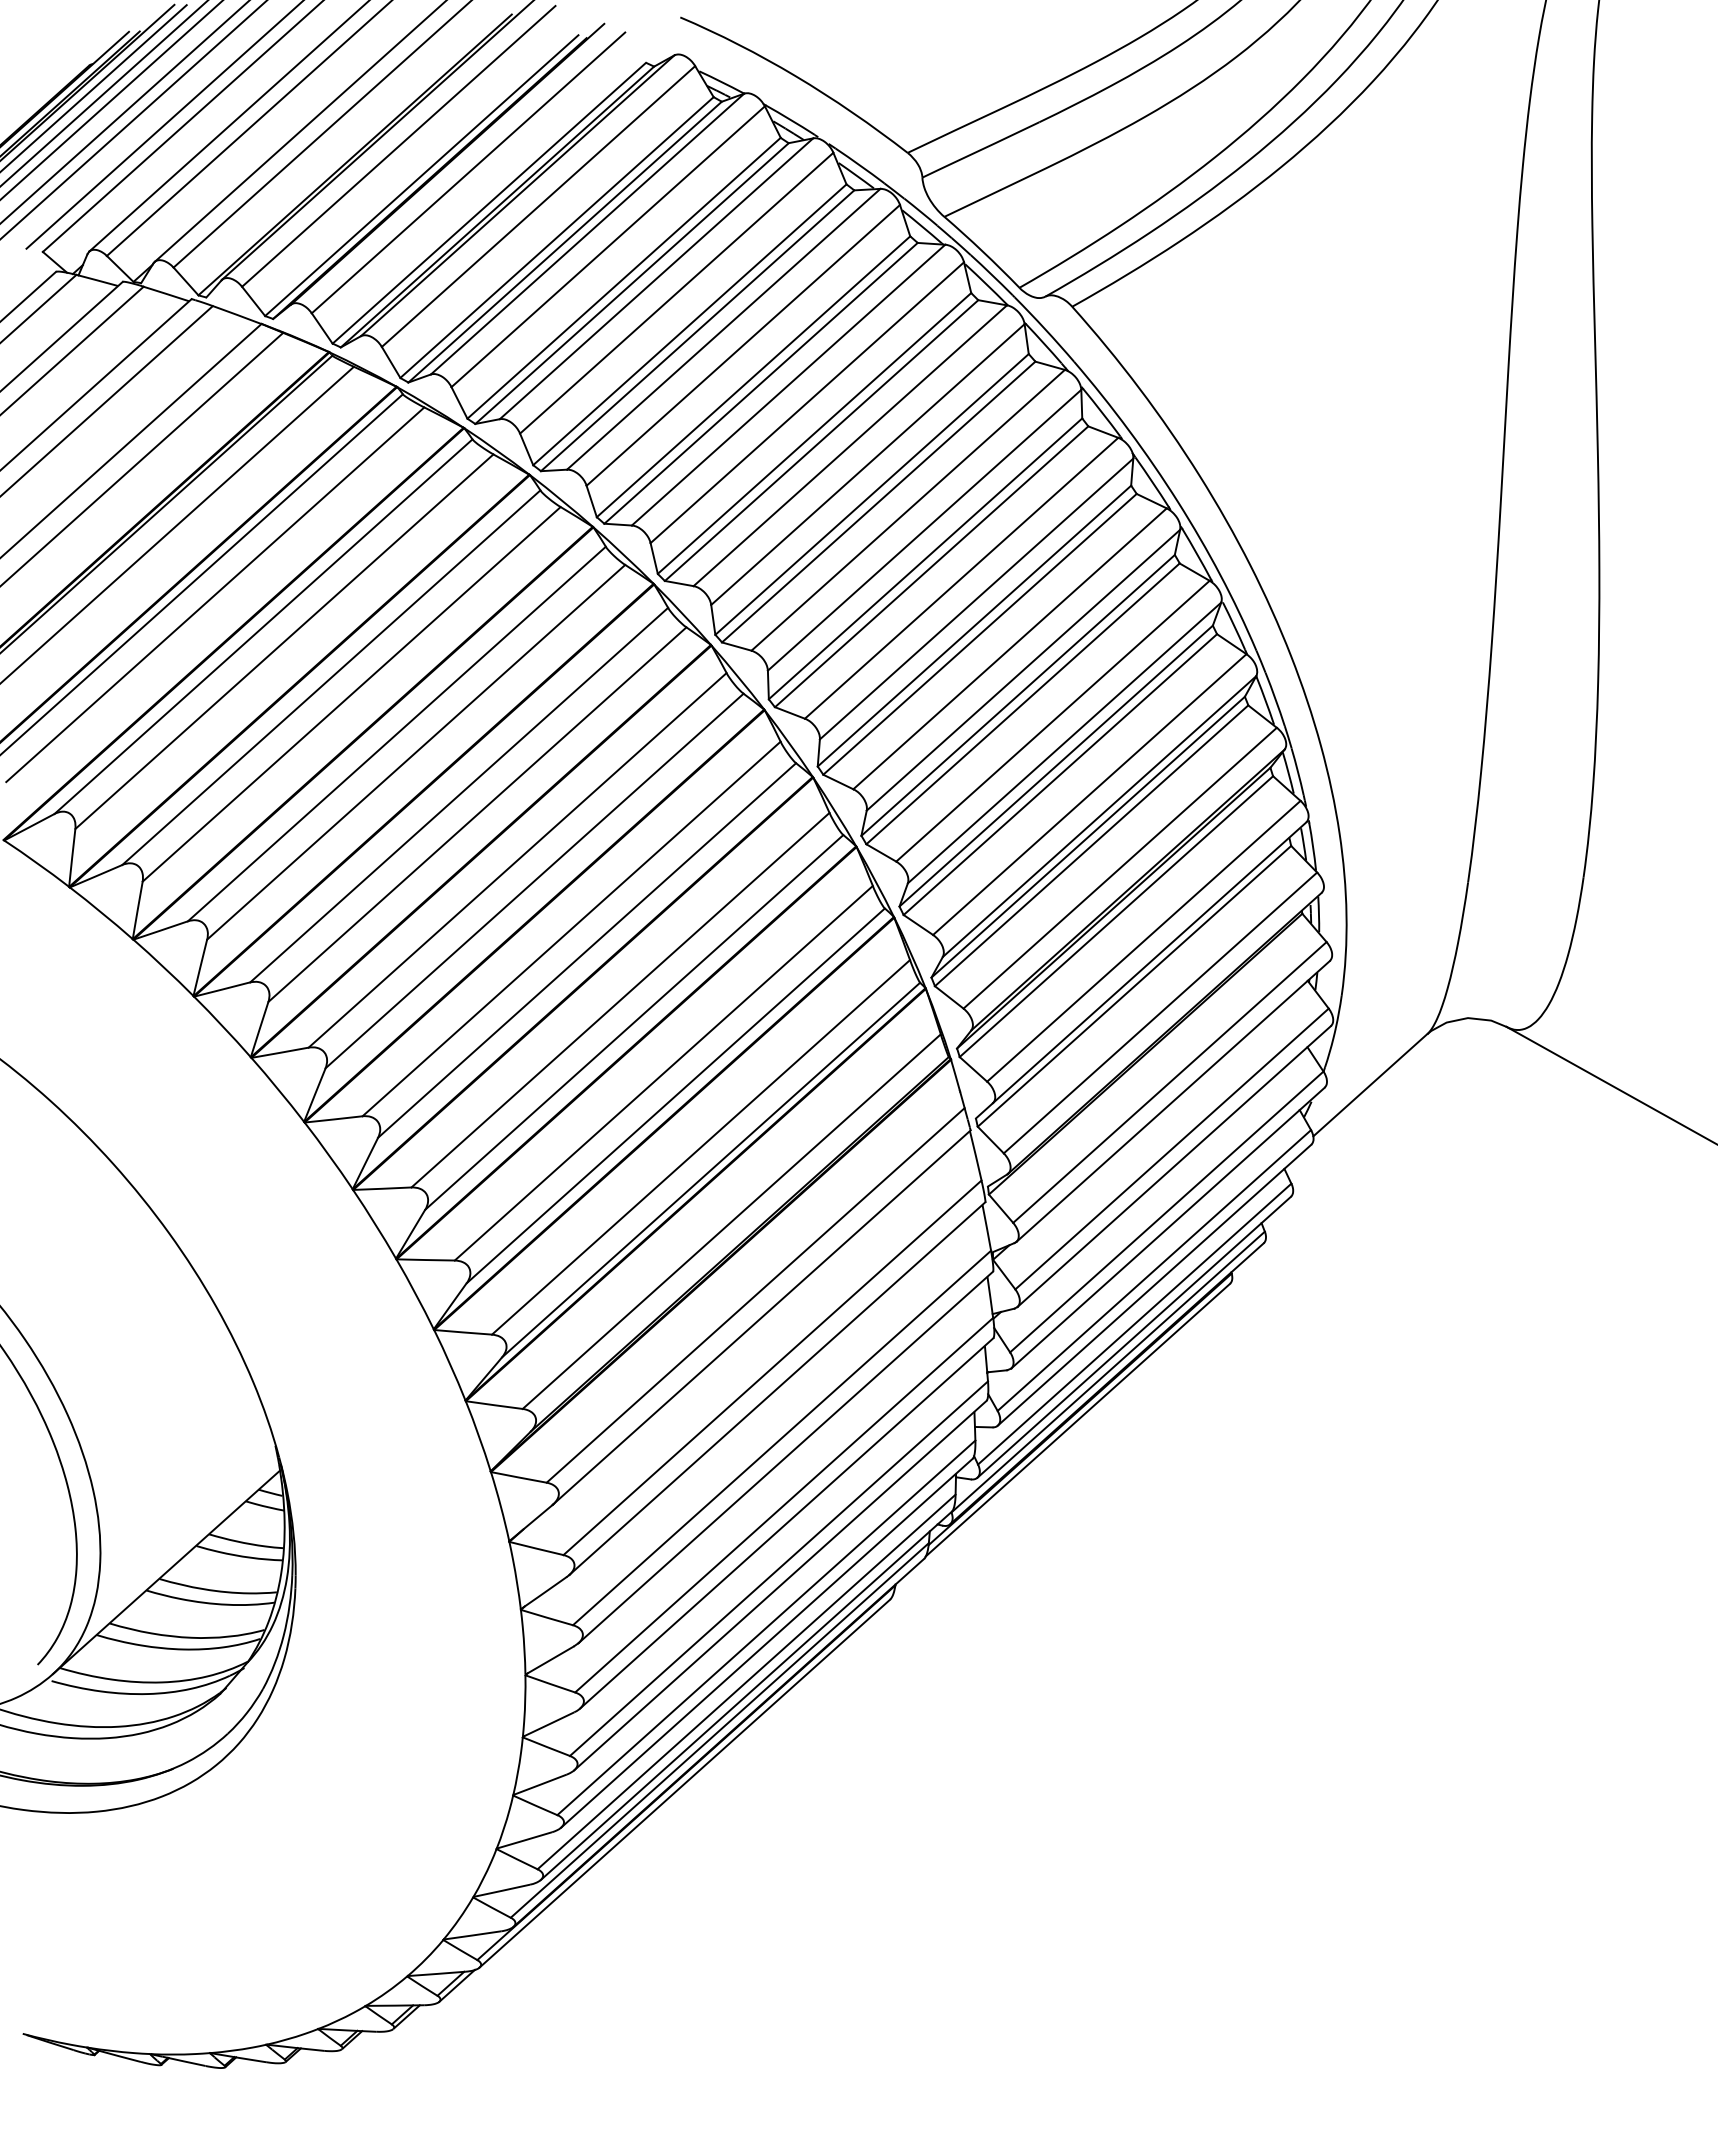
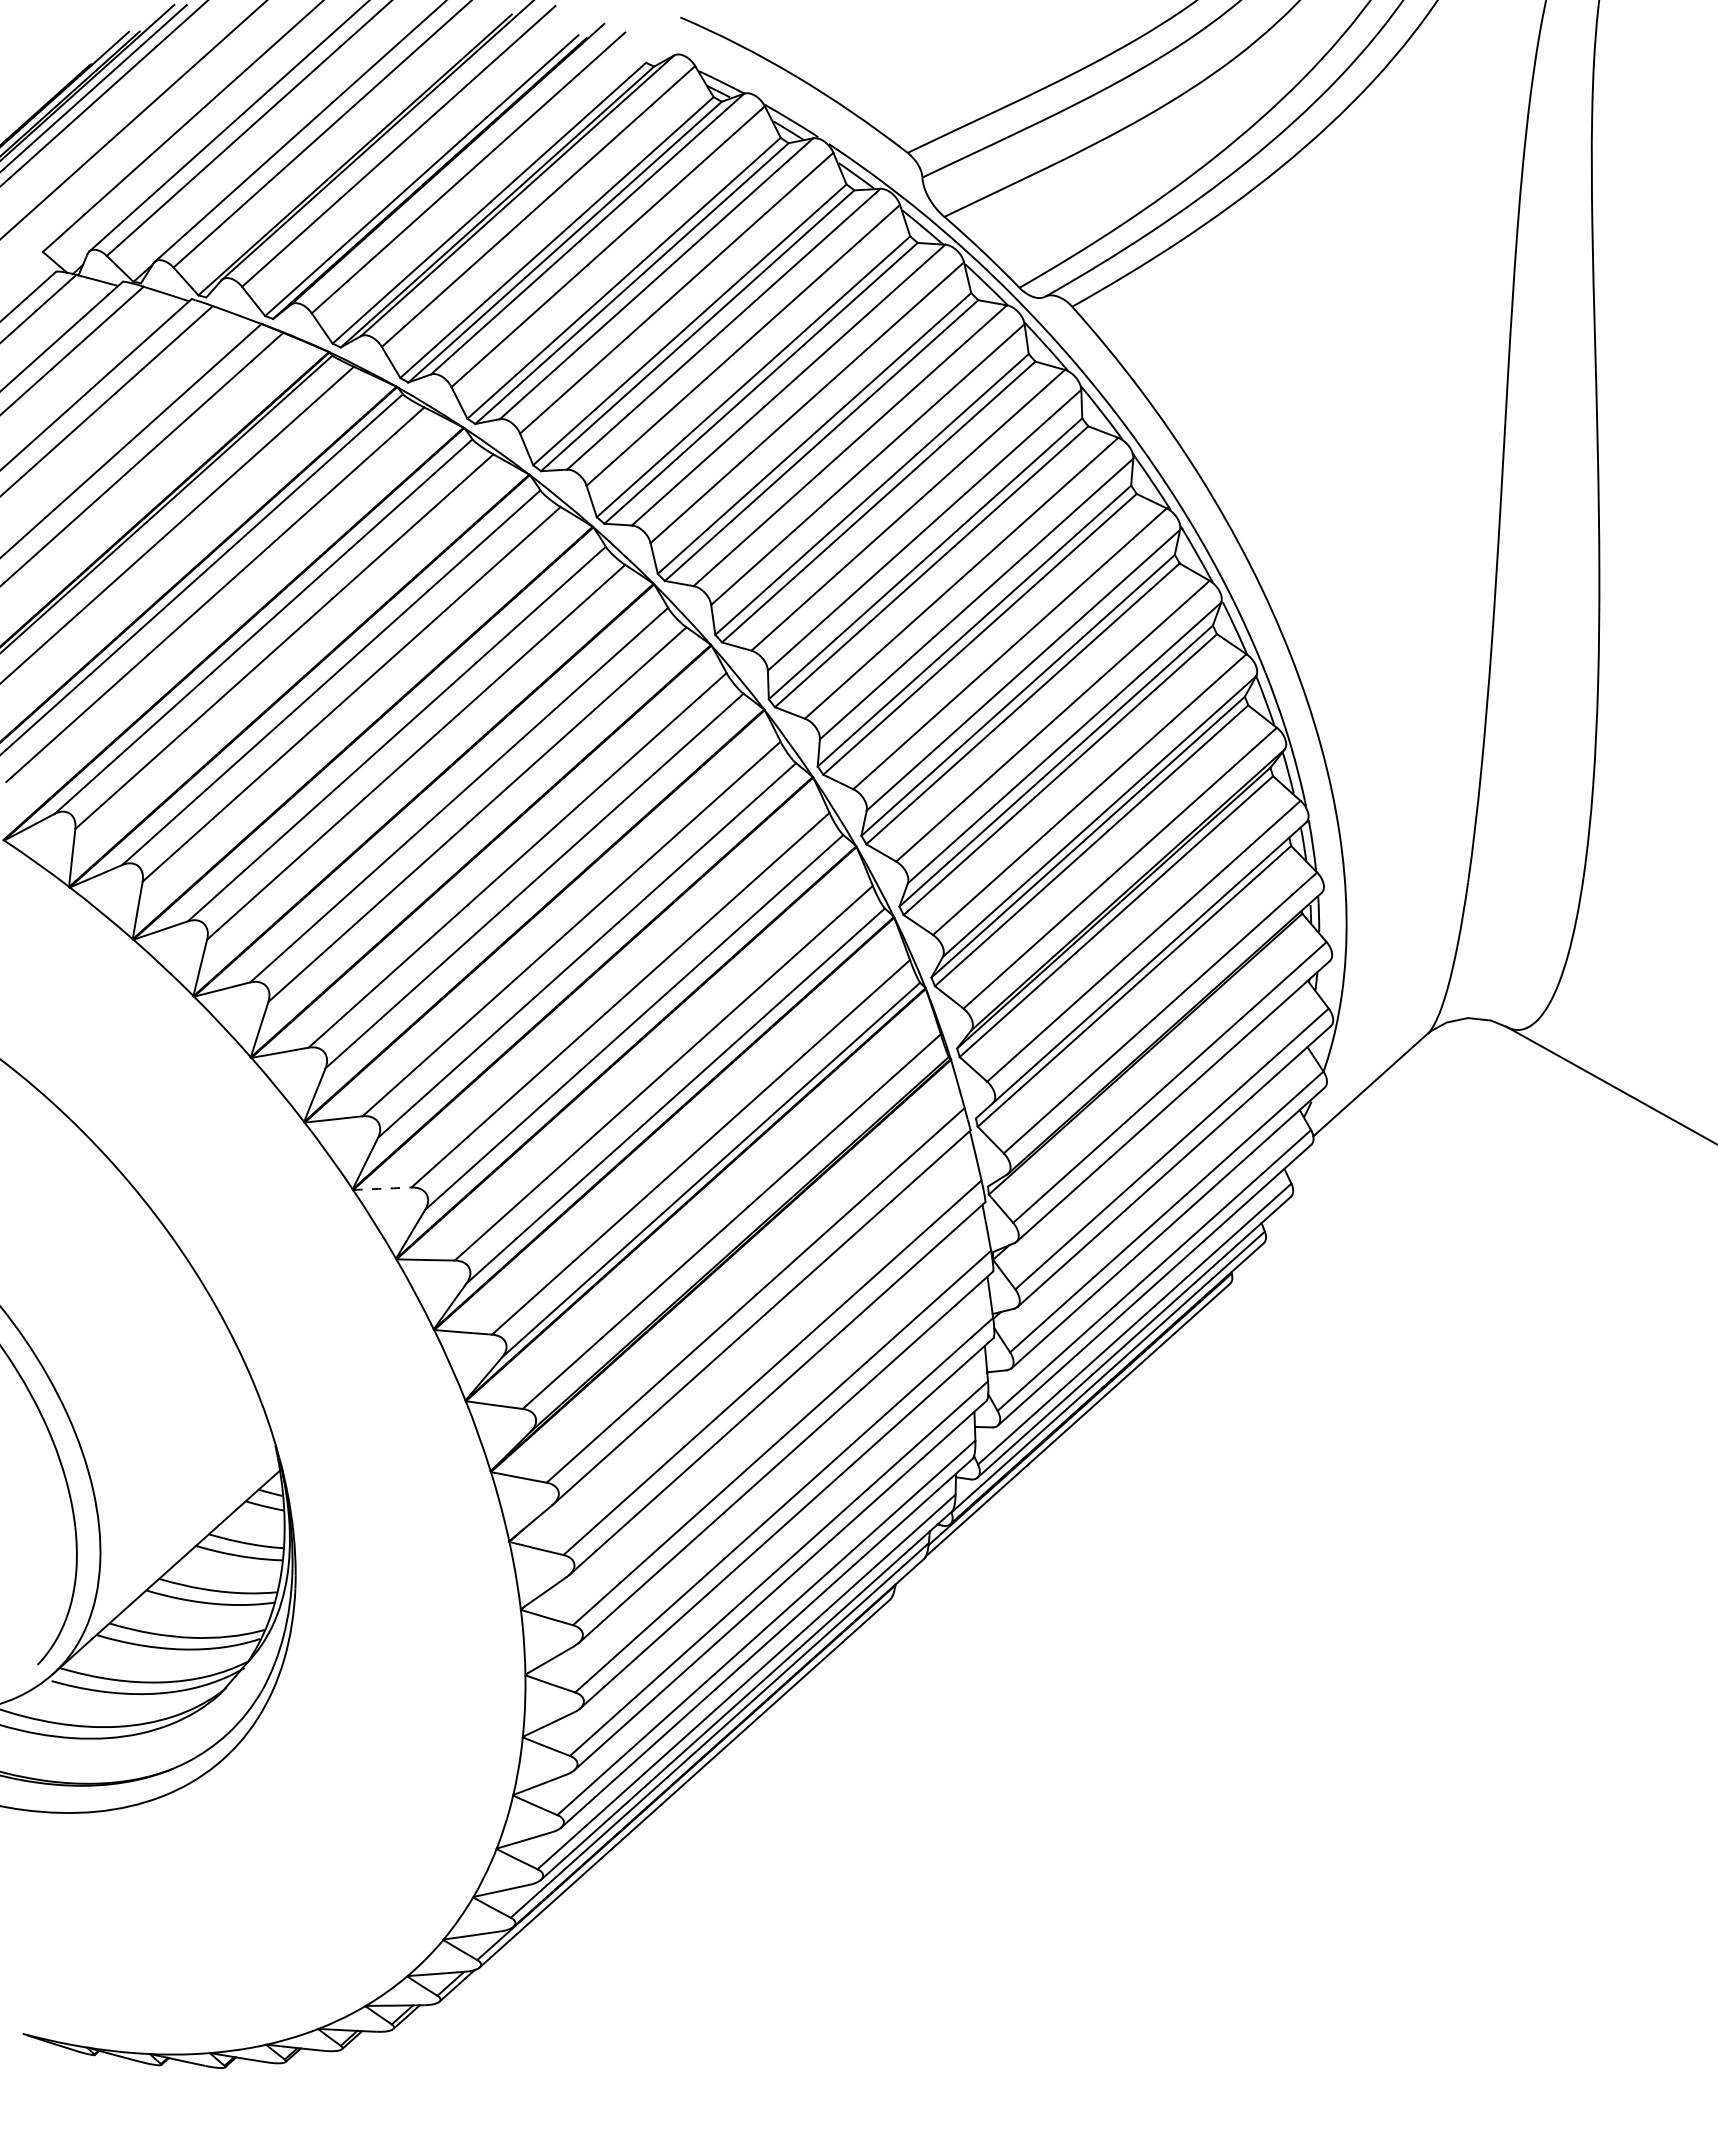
line: present -> none (111, 100)
line: present -> none (124, 112)
line: present -> none (163, 125)
arc: solid -> dashed (382, 1188)
